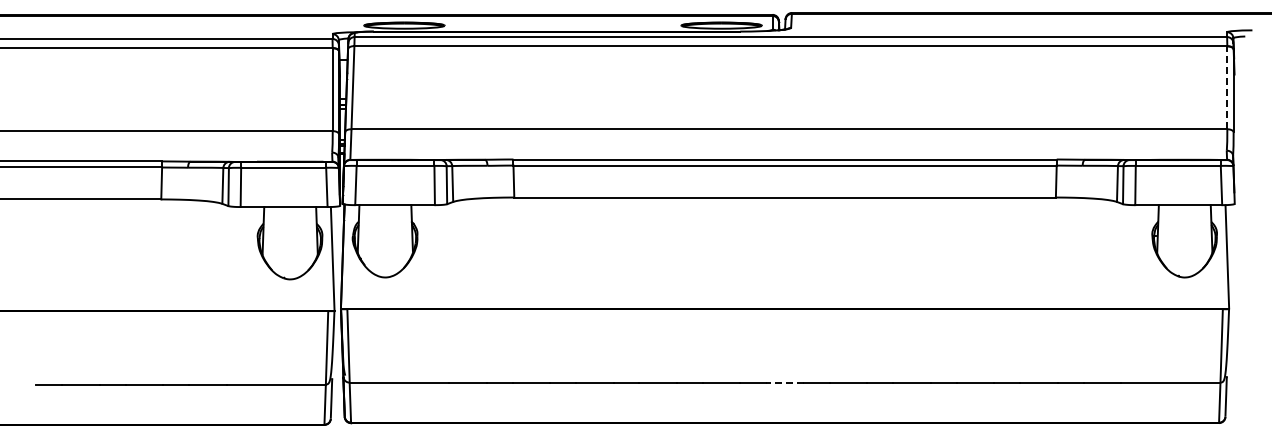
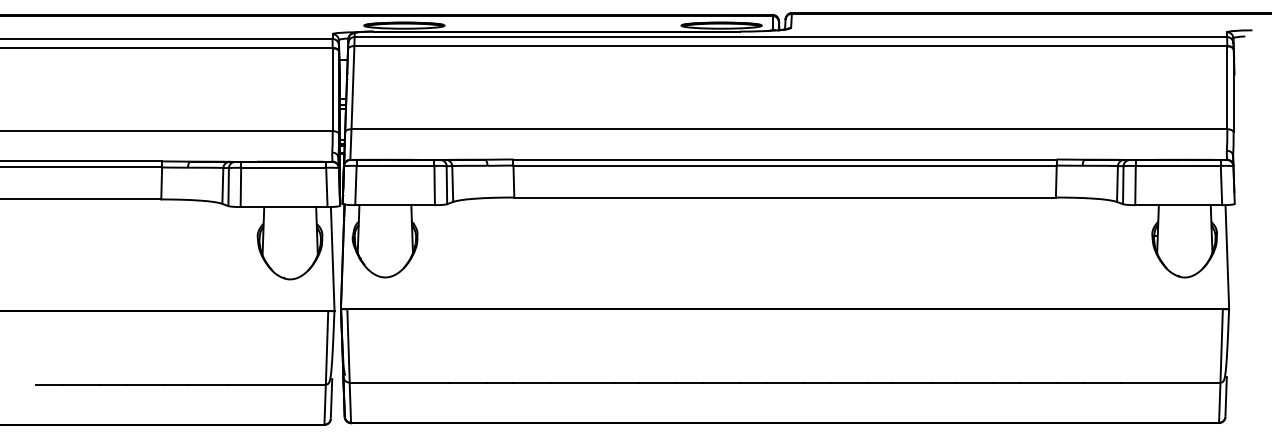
line: dashed -> solid (1227, 87)
line: dashed -> solid (785, 382)
